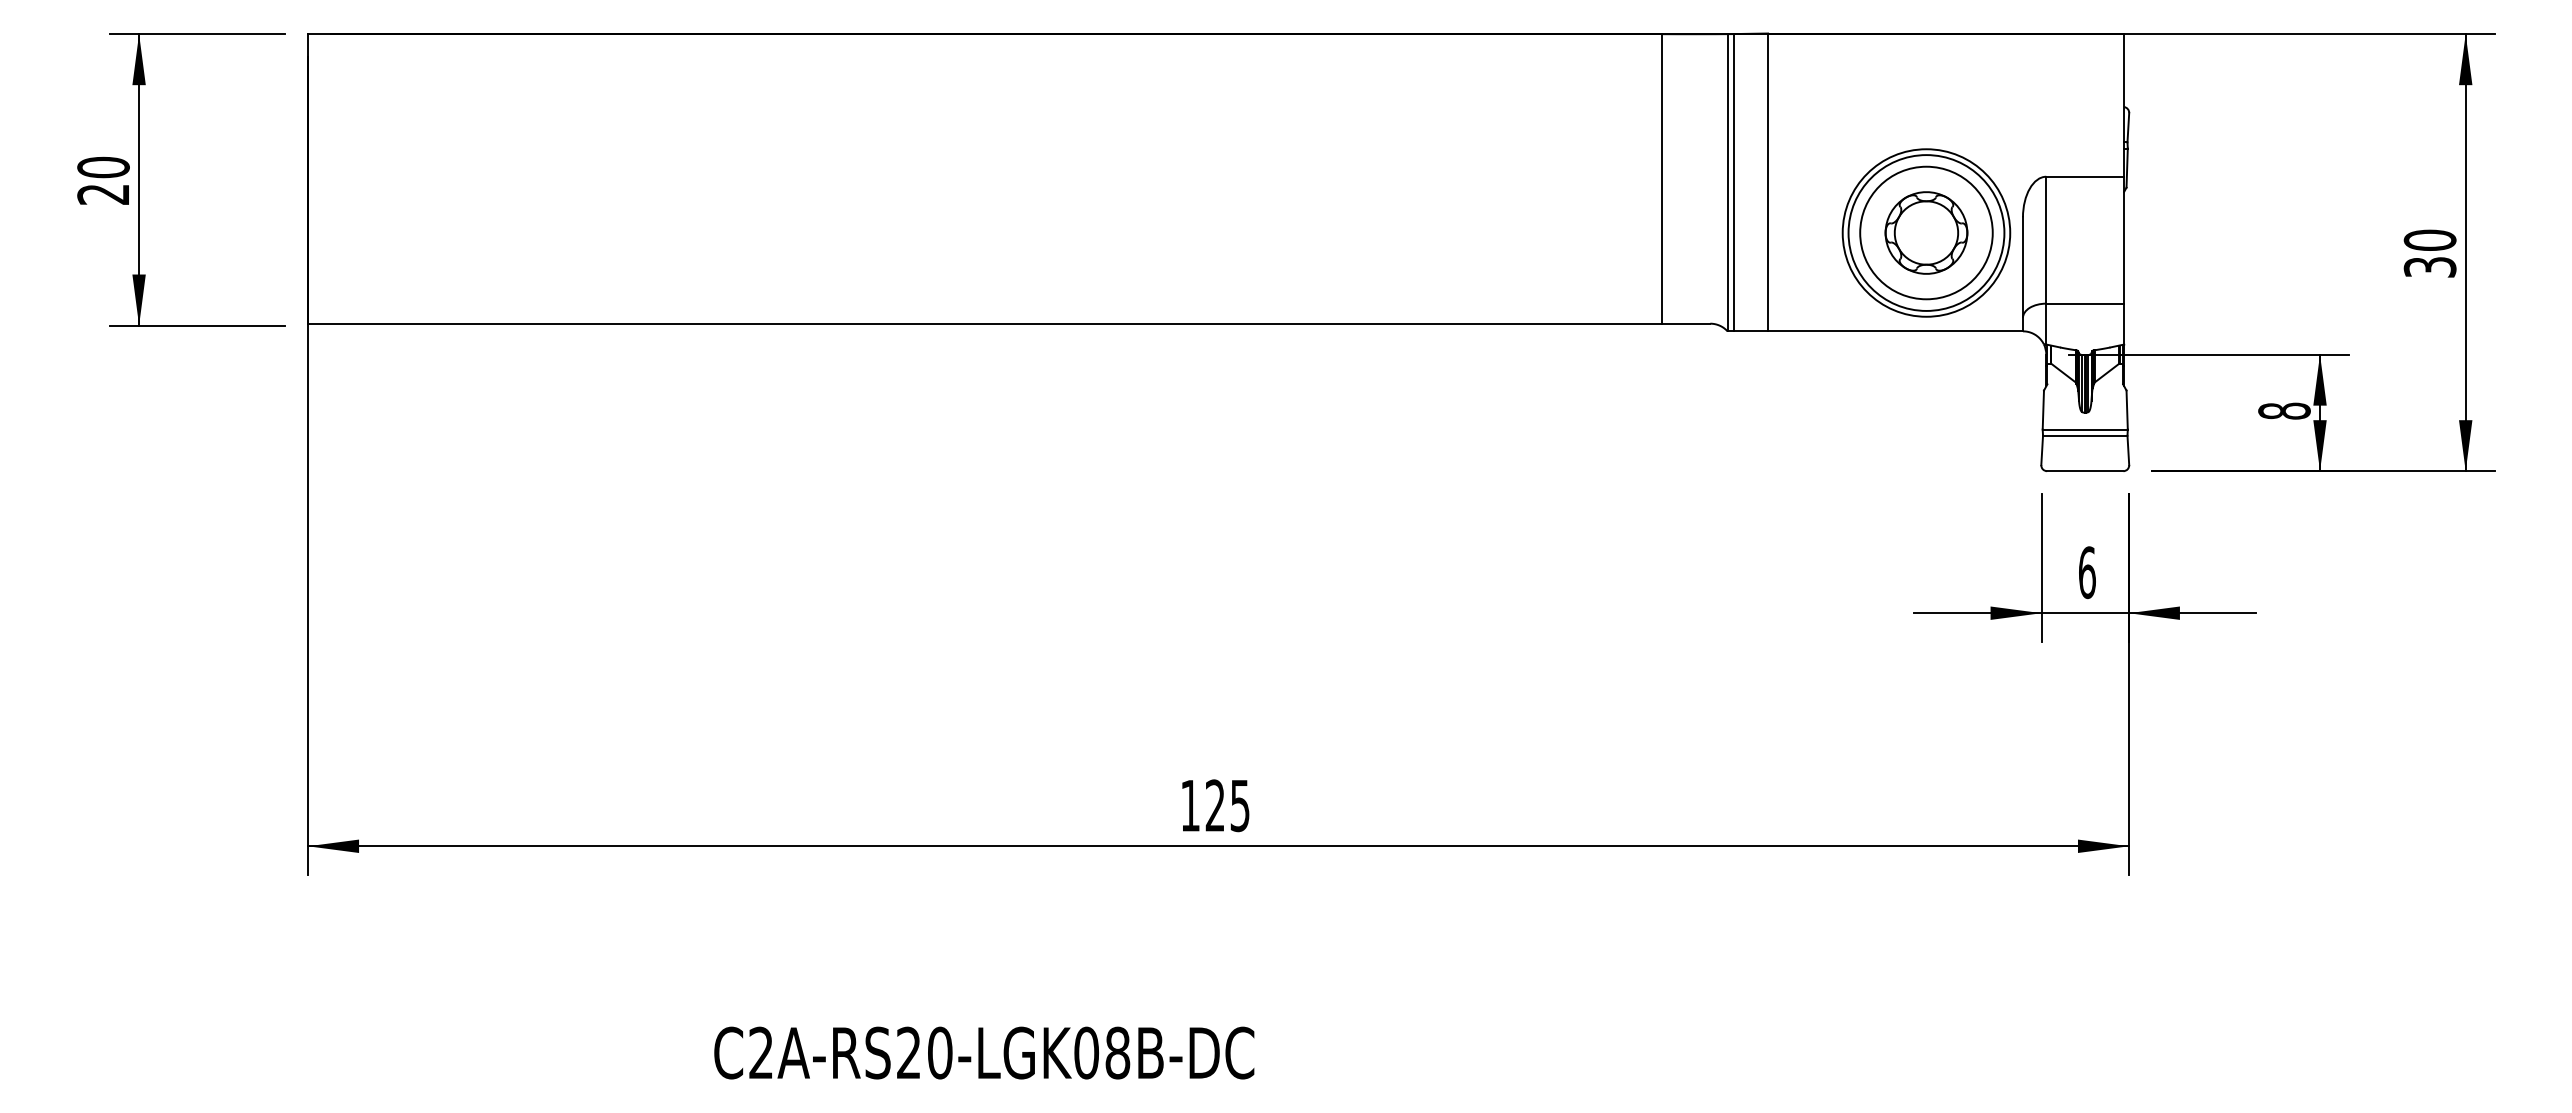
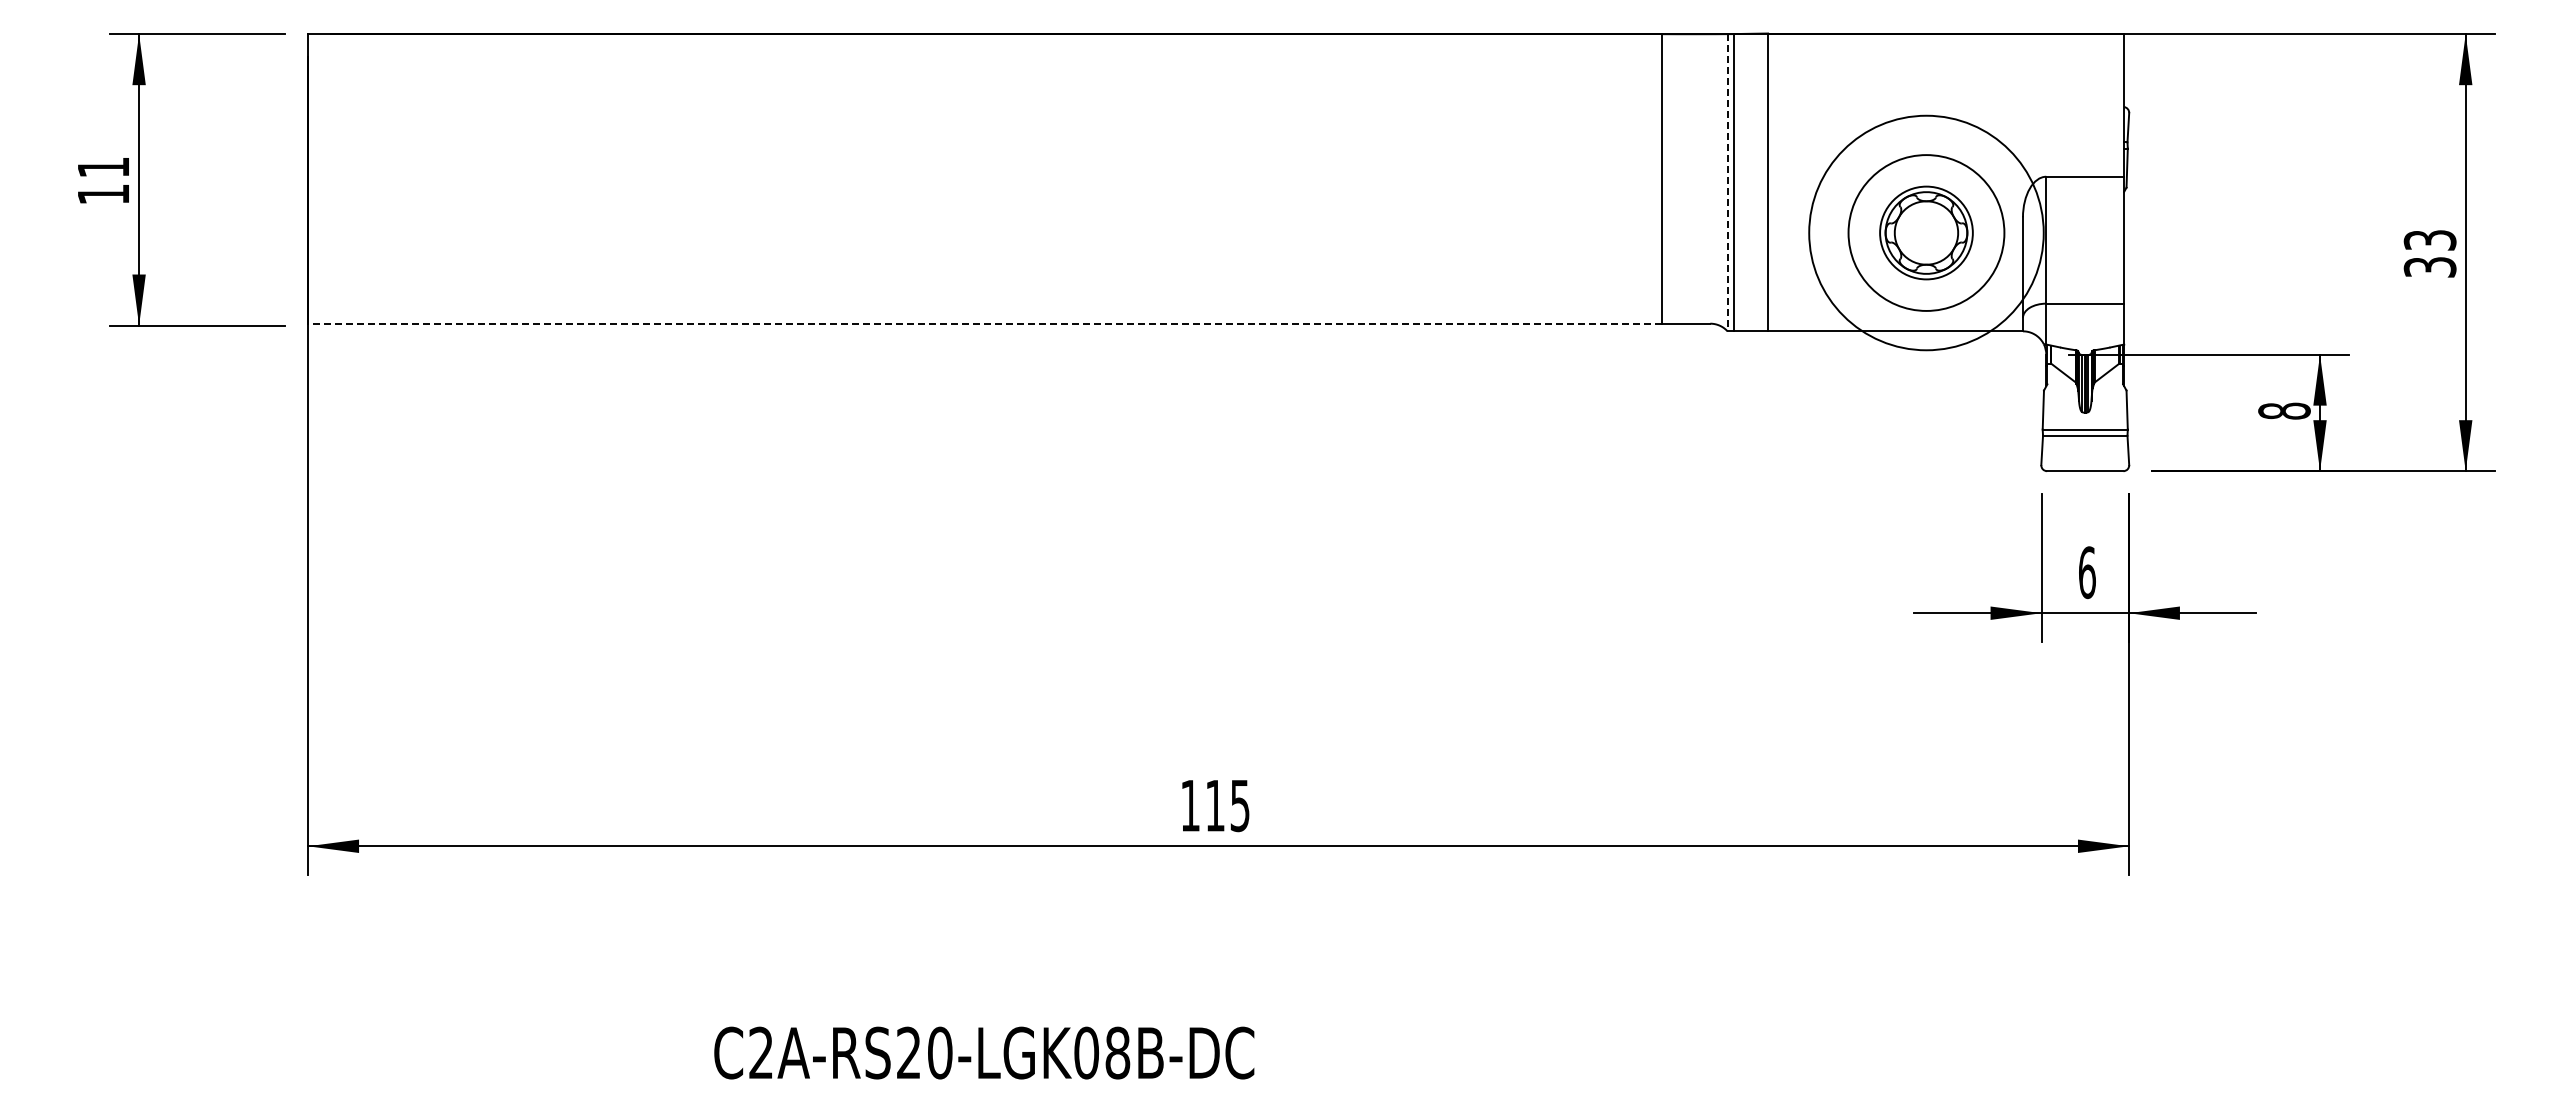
text: 20 -> 11 (103, 180)
line: solid -> dashed (1728, 182)
circle diameter: 133 px -> 93 px (1926, 232)
circle diameter: 168 px -> 235 px (1926, 232)
text: 30 -> 33 (2429, 239)
line: solid -> dashed (984, 323)
text: 125 -> 115 (1214, 805)
